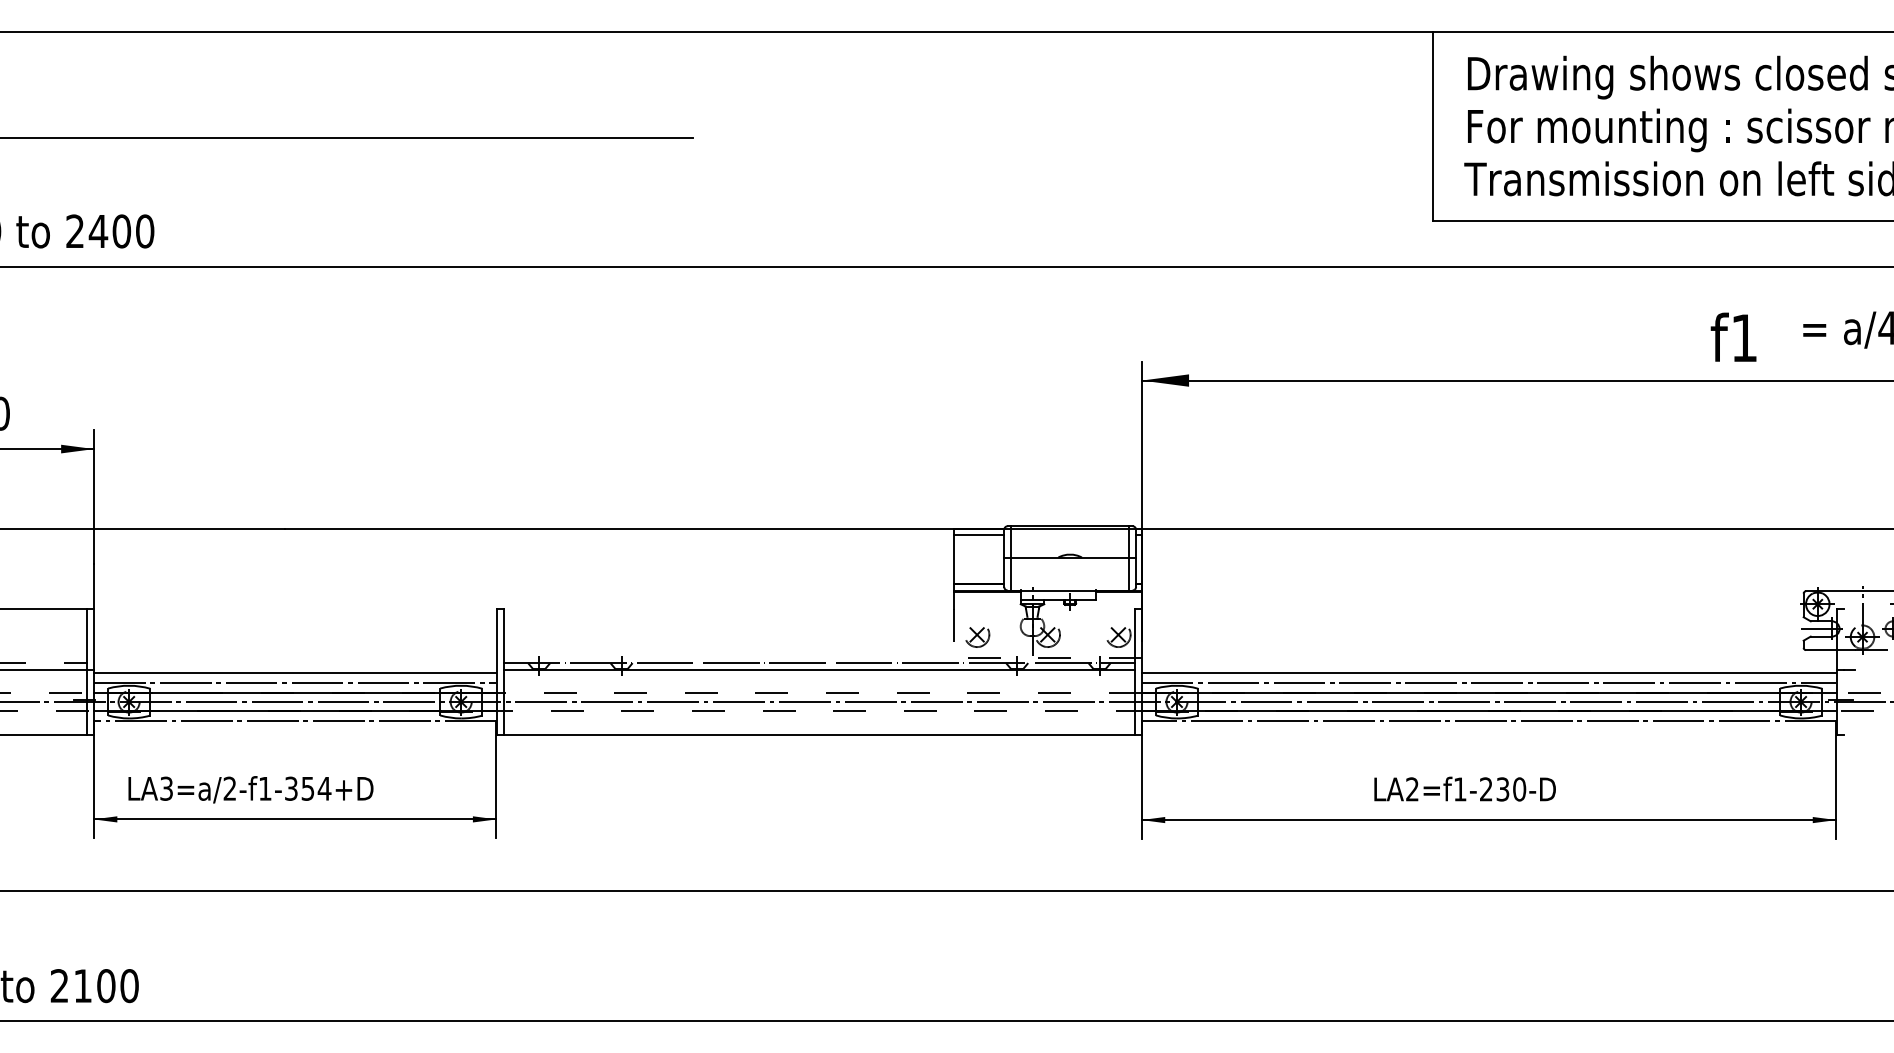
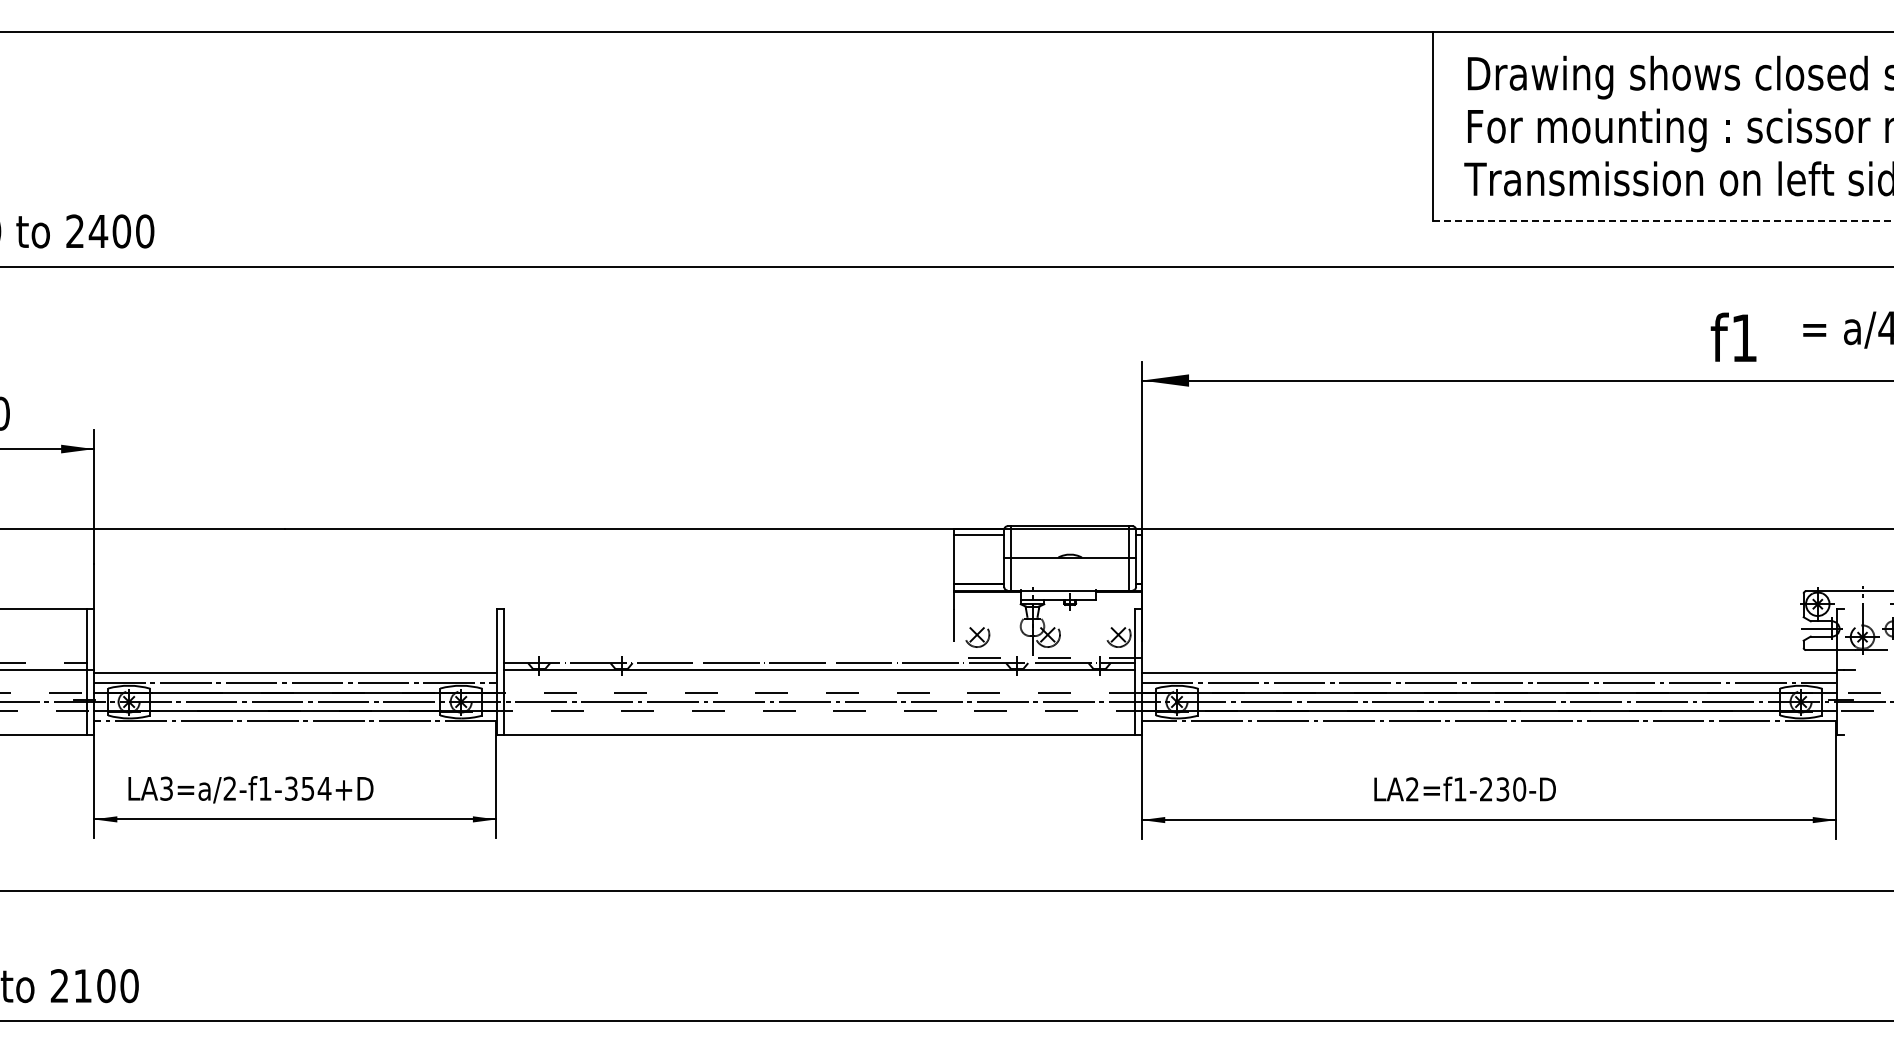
line: present -> none (347, 137)
line: solid -> dashed (1663, 220)
